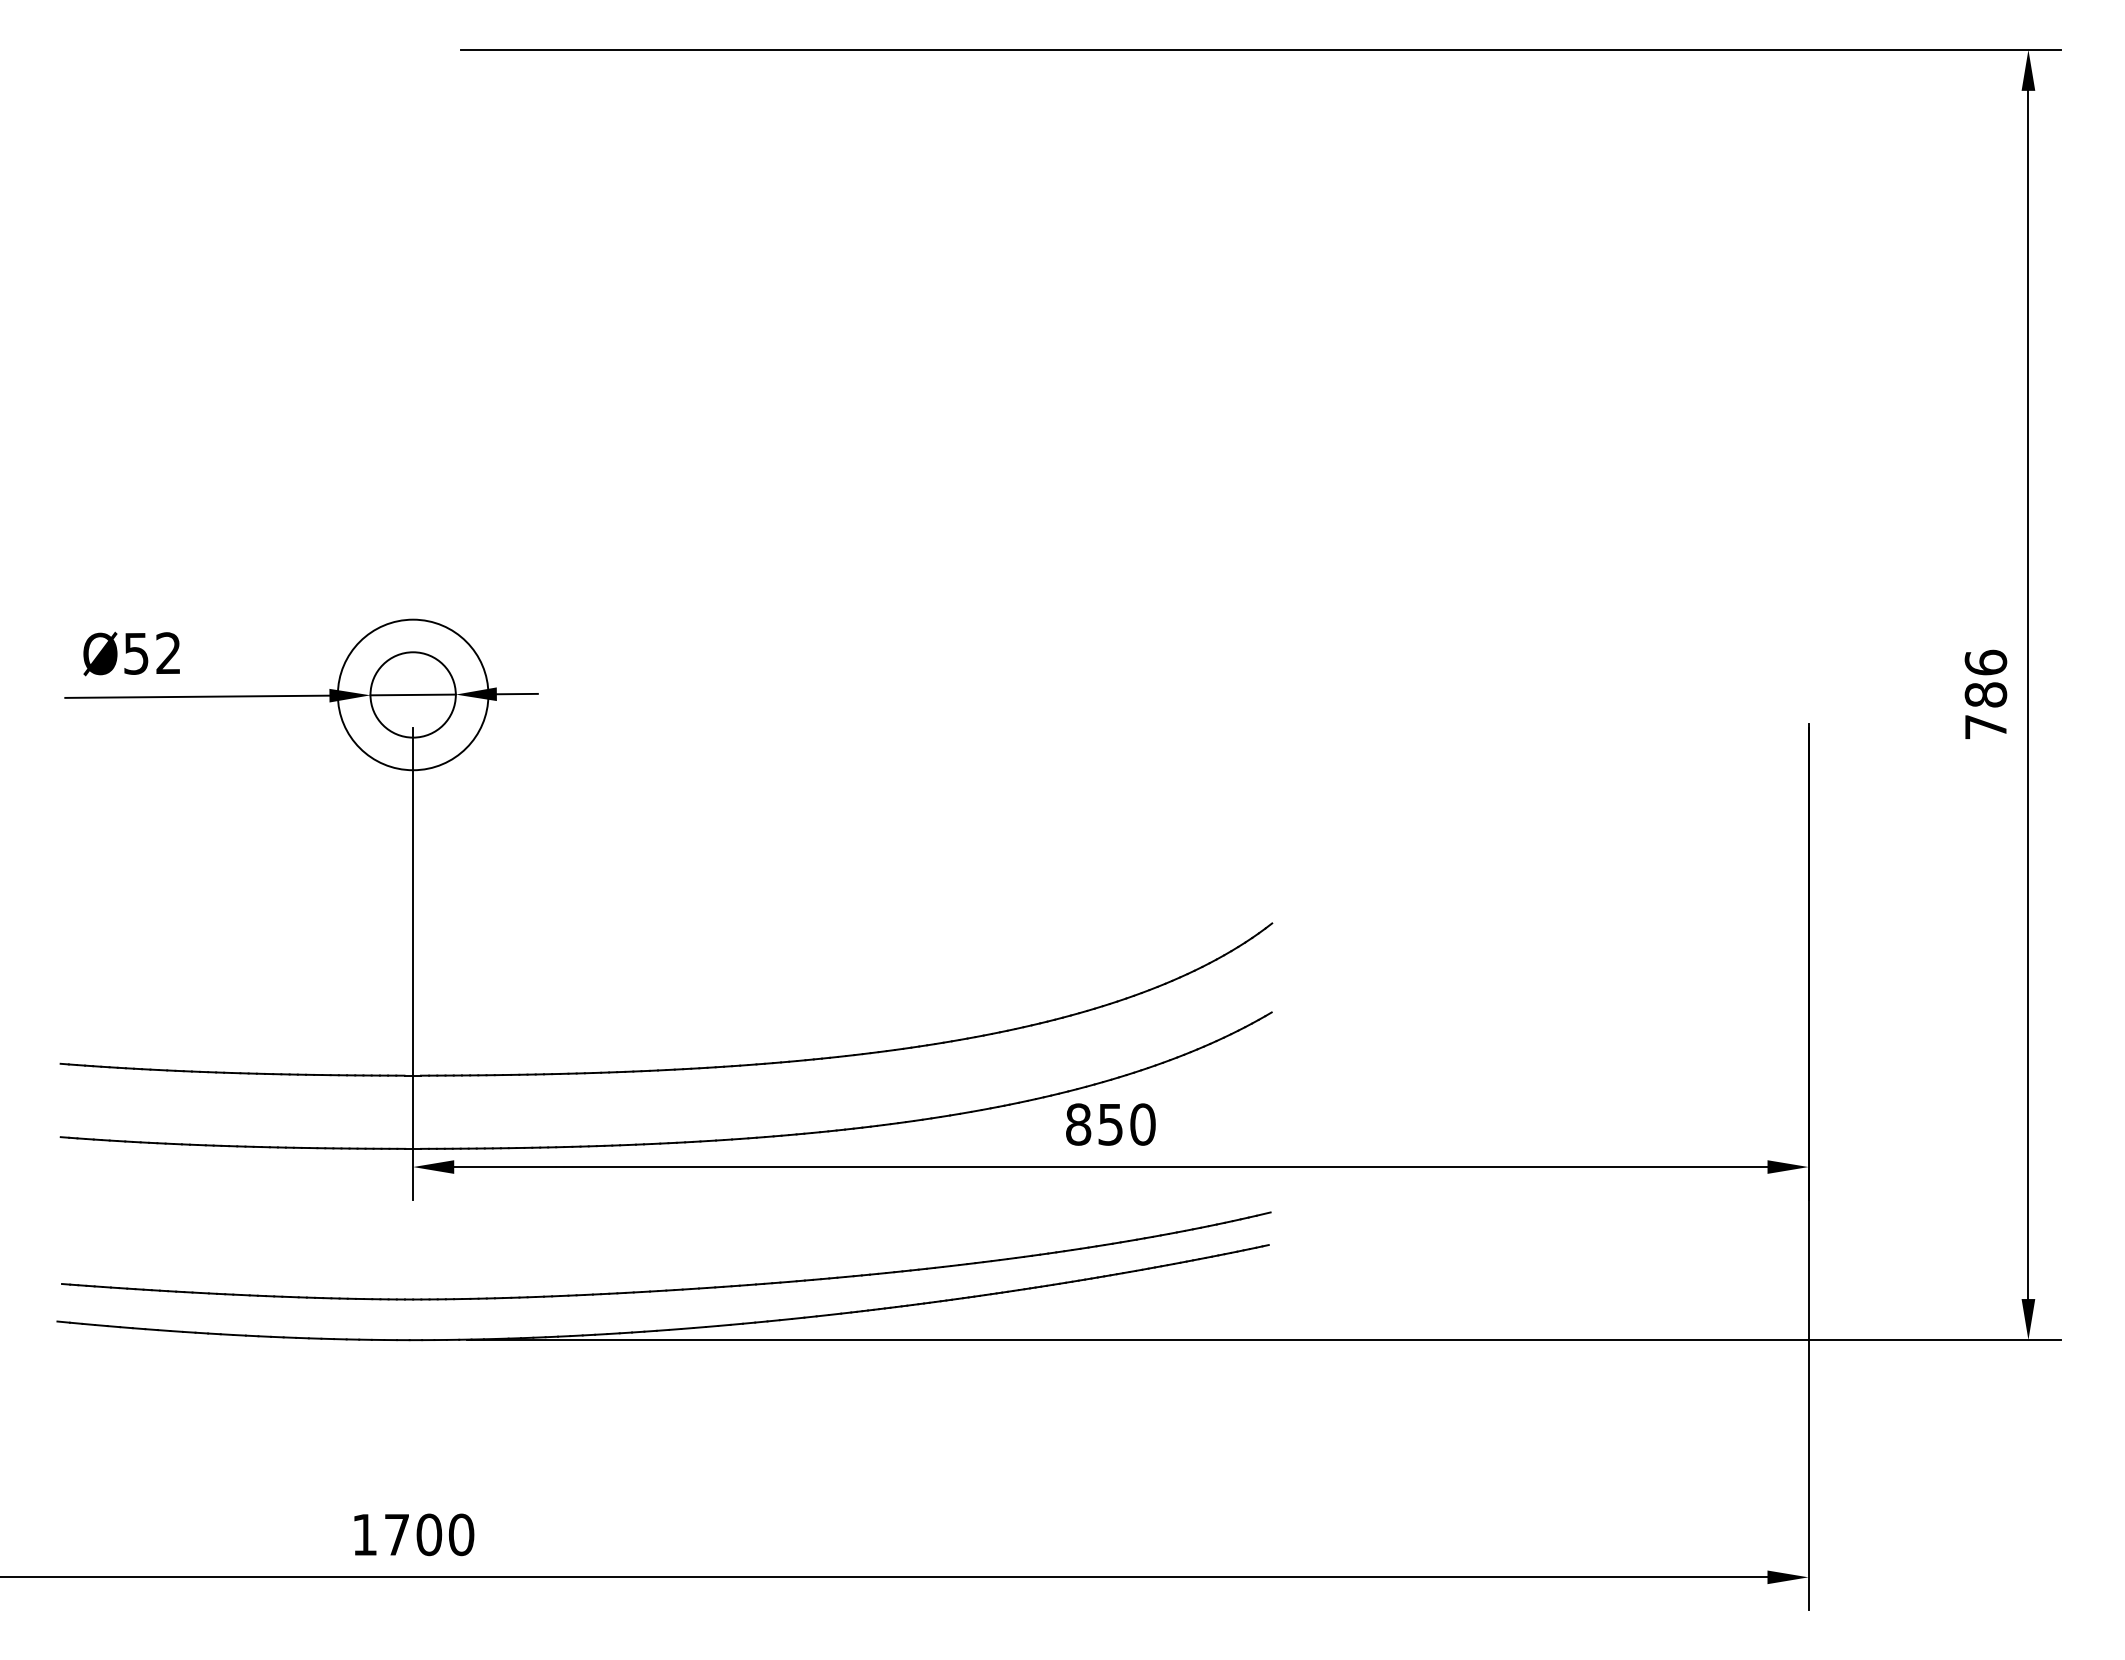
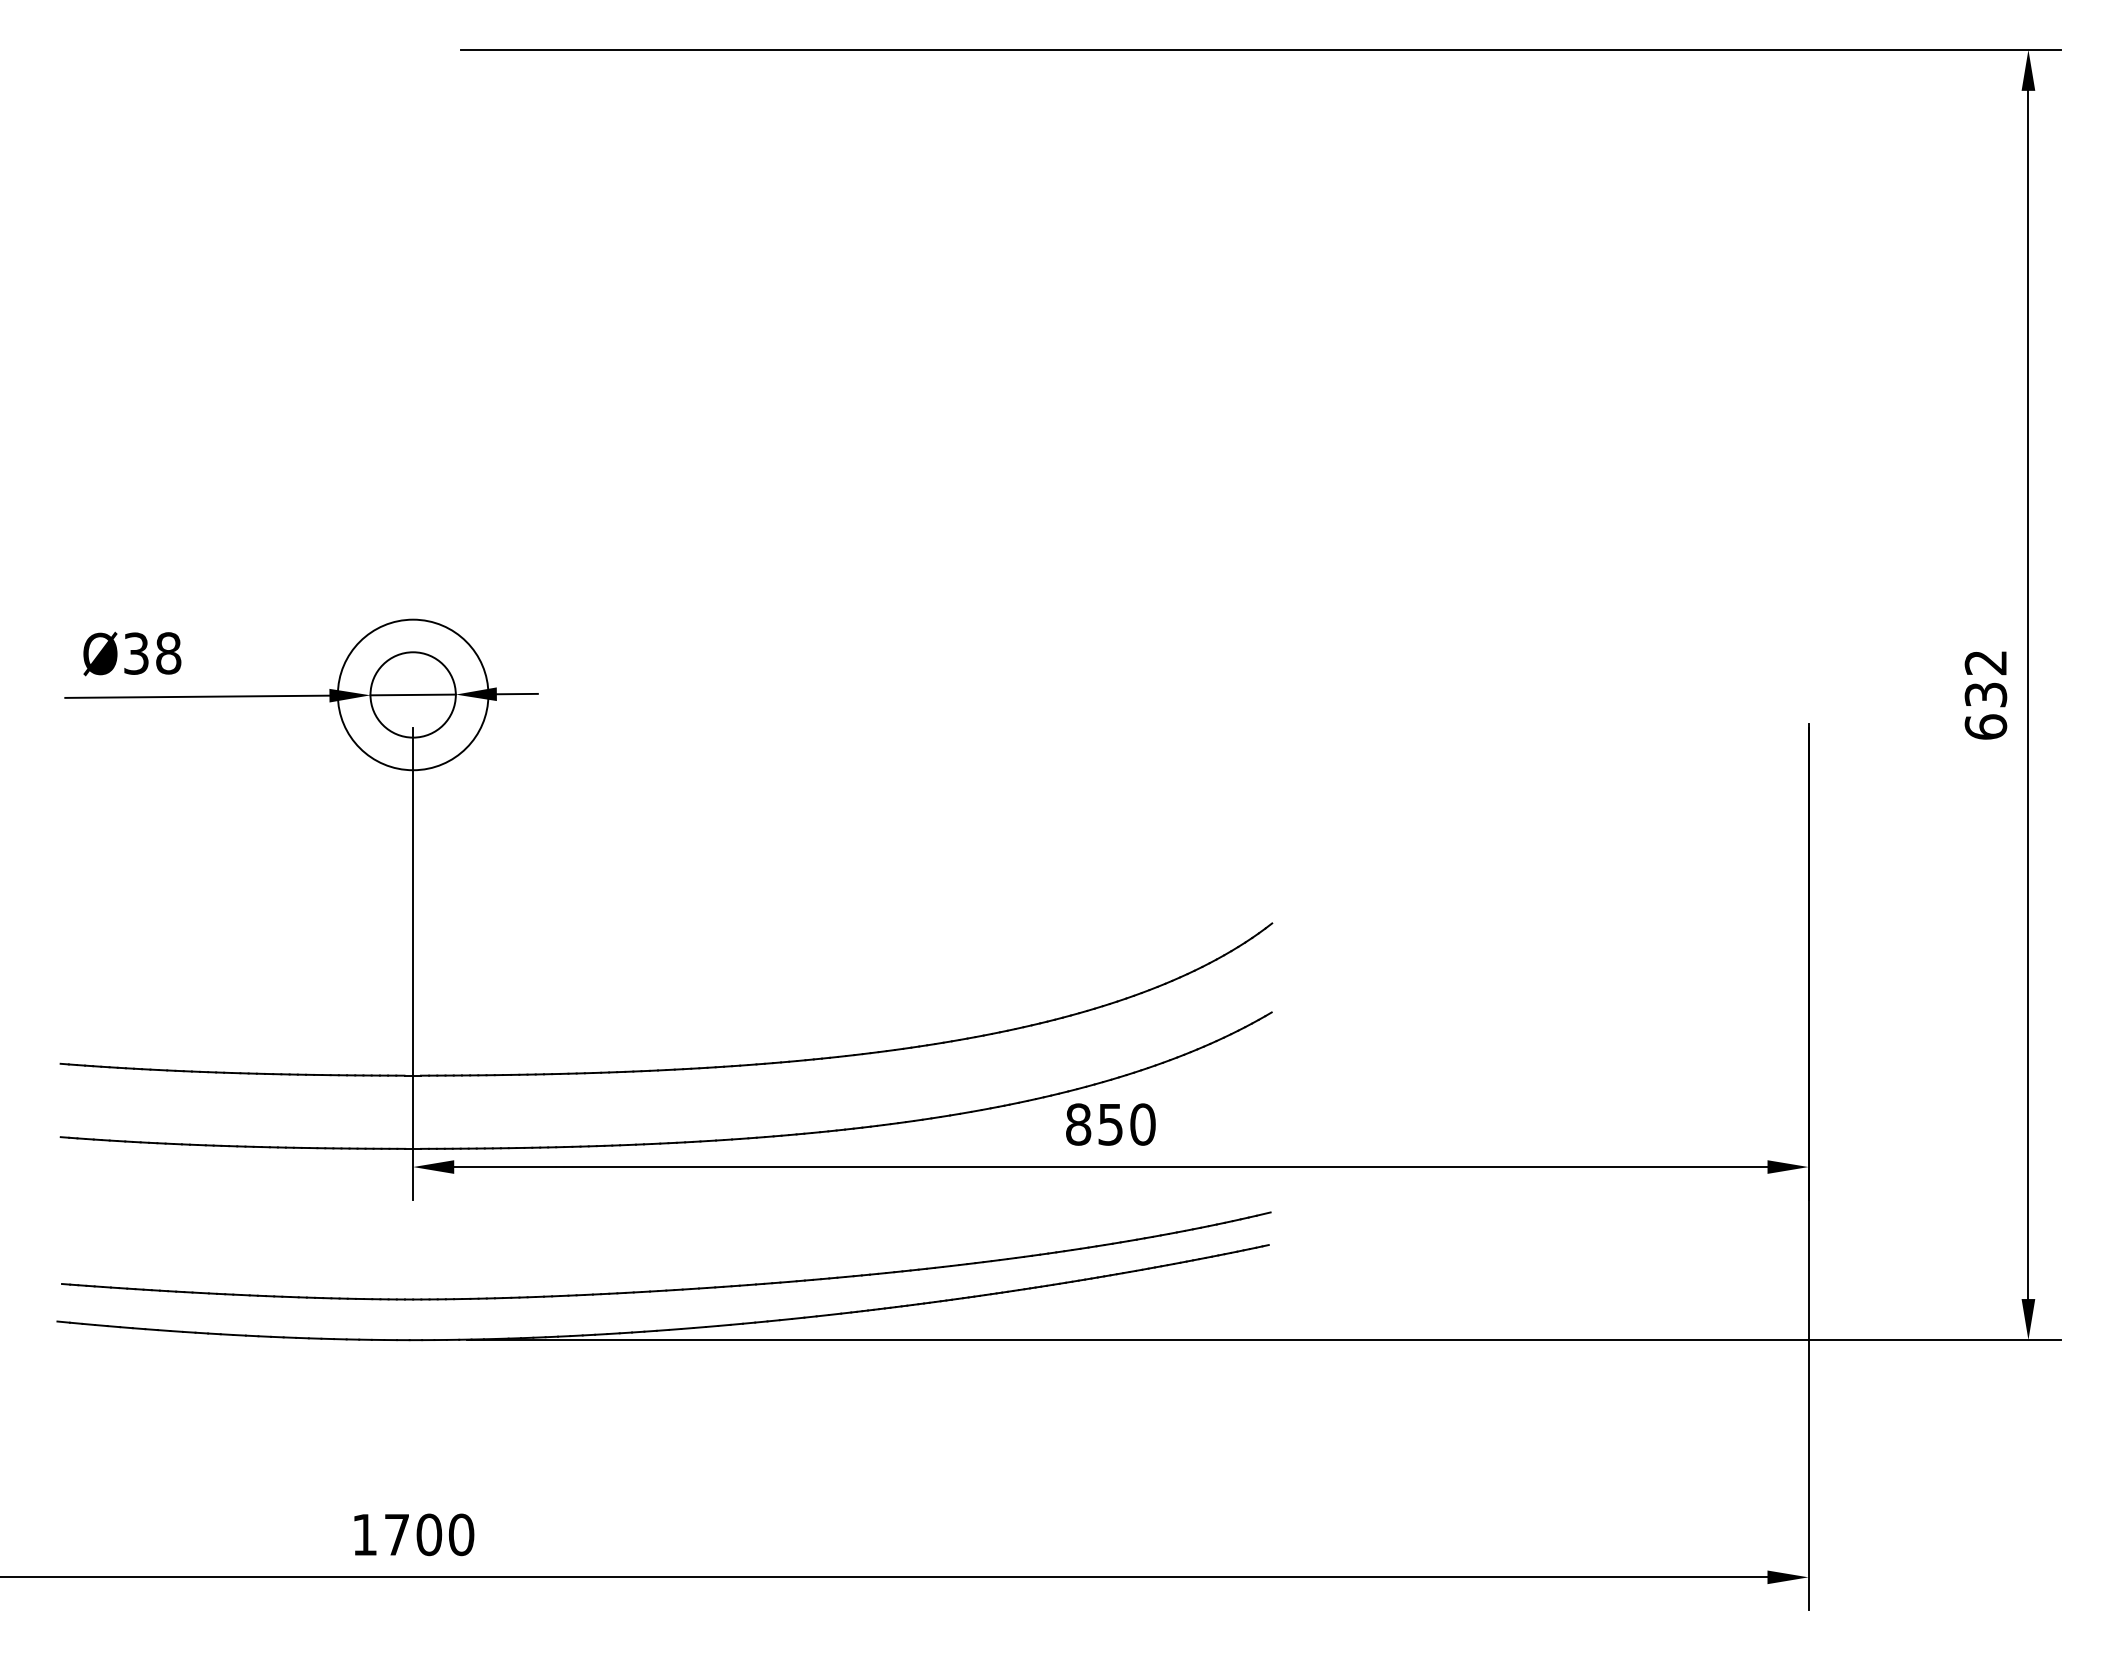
text: Ø52 -> Ø38 (152, 653)
text: 786 -> 632 (1985, 694)
